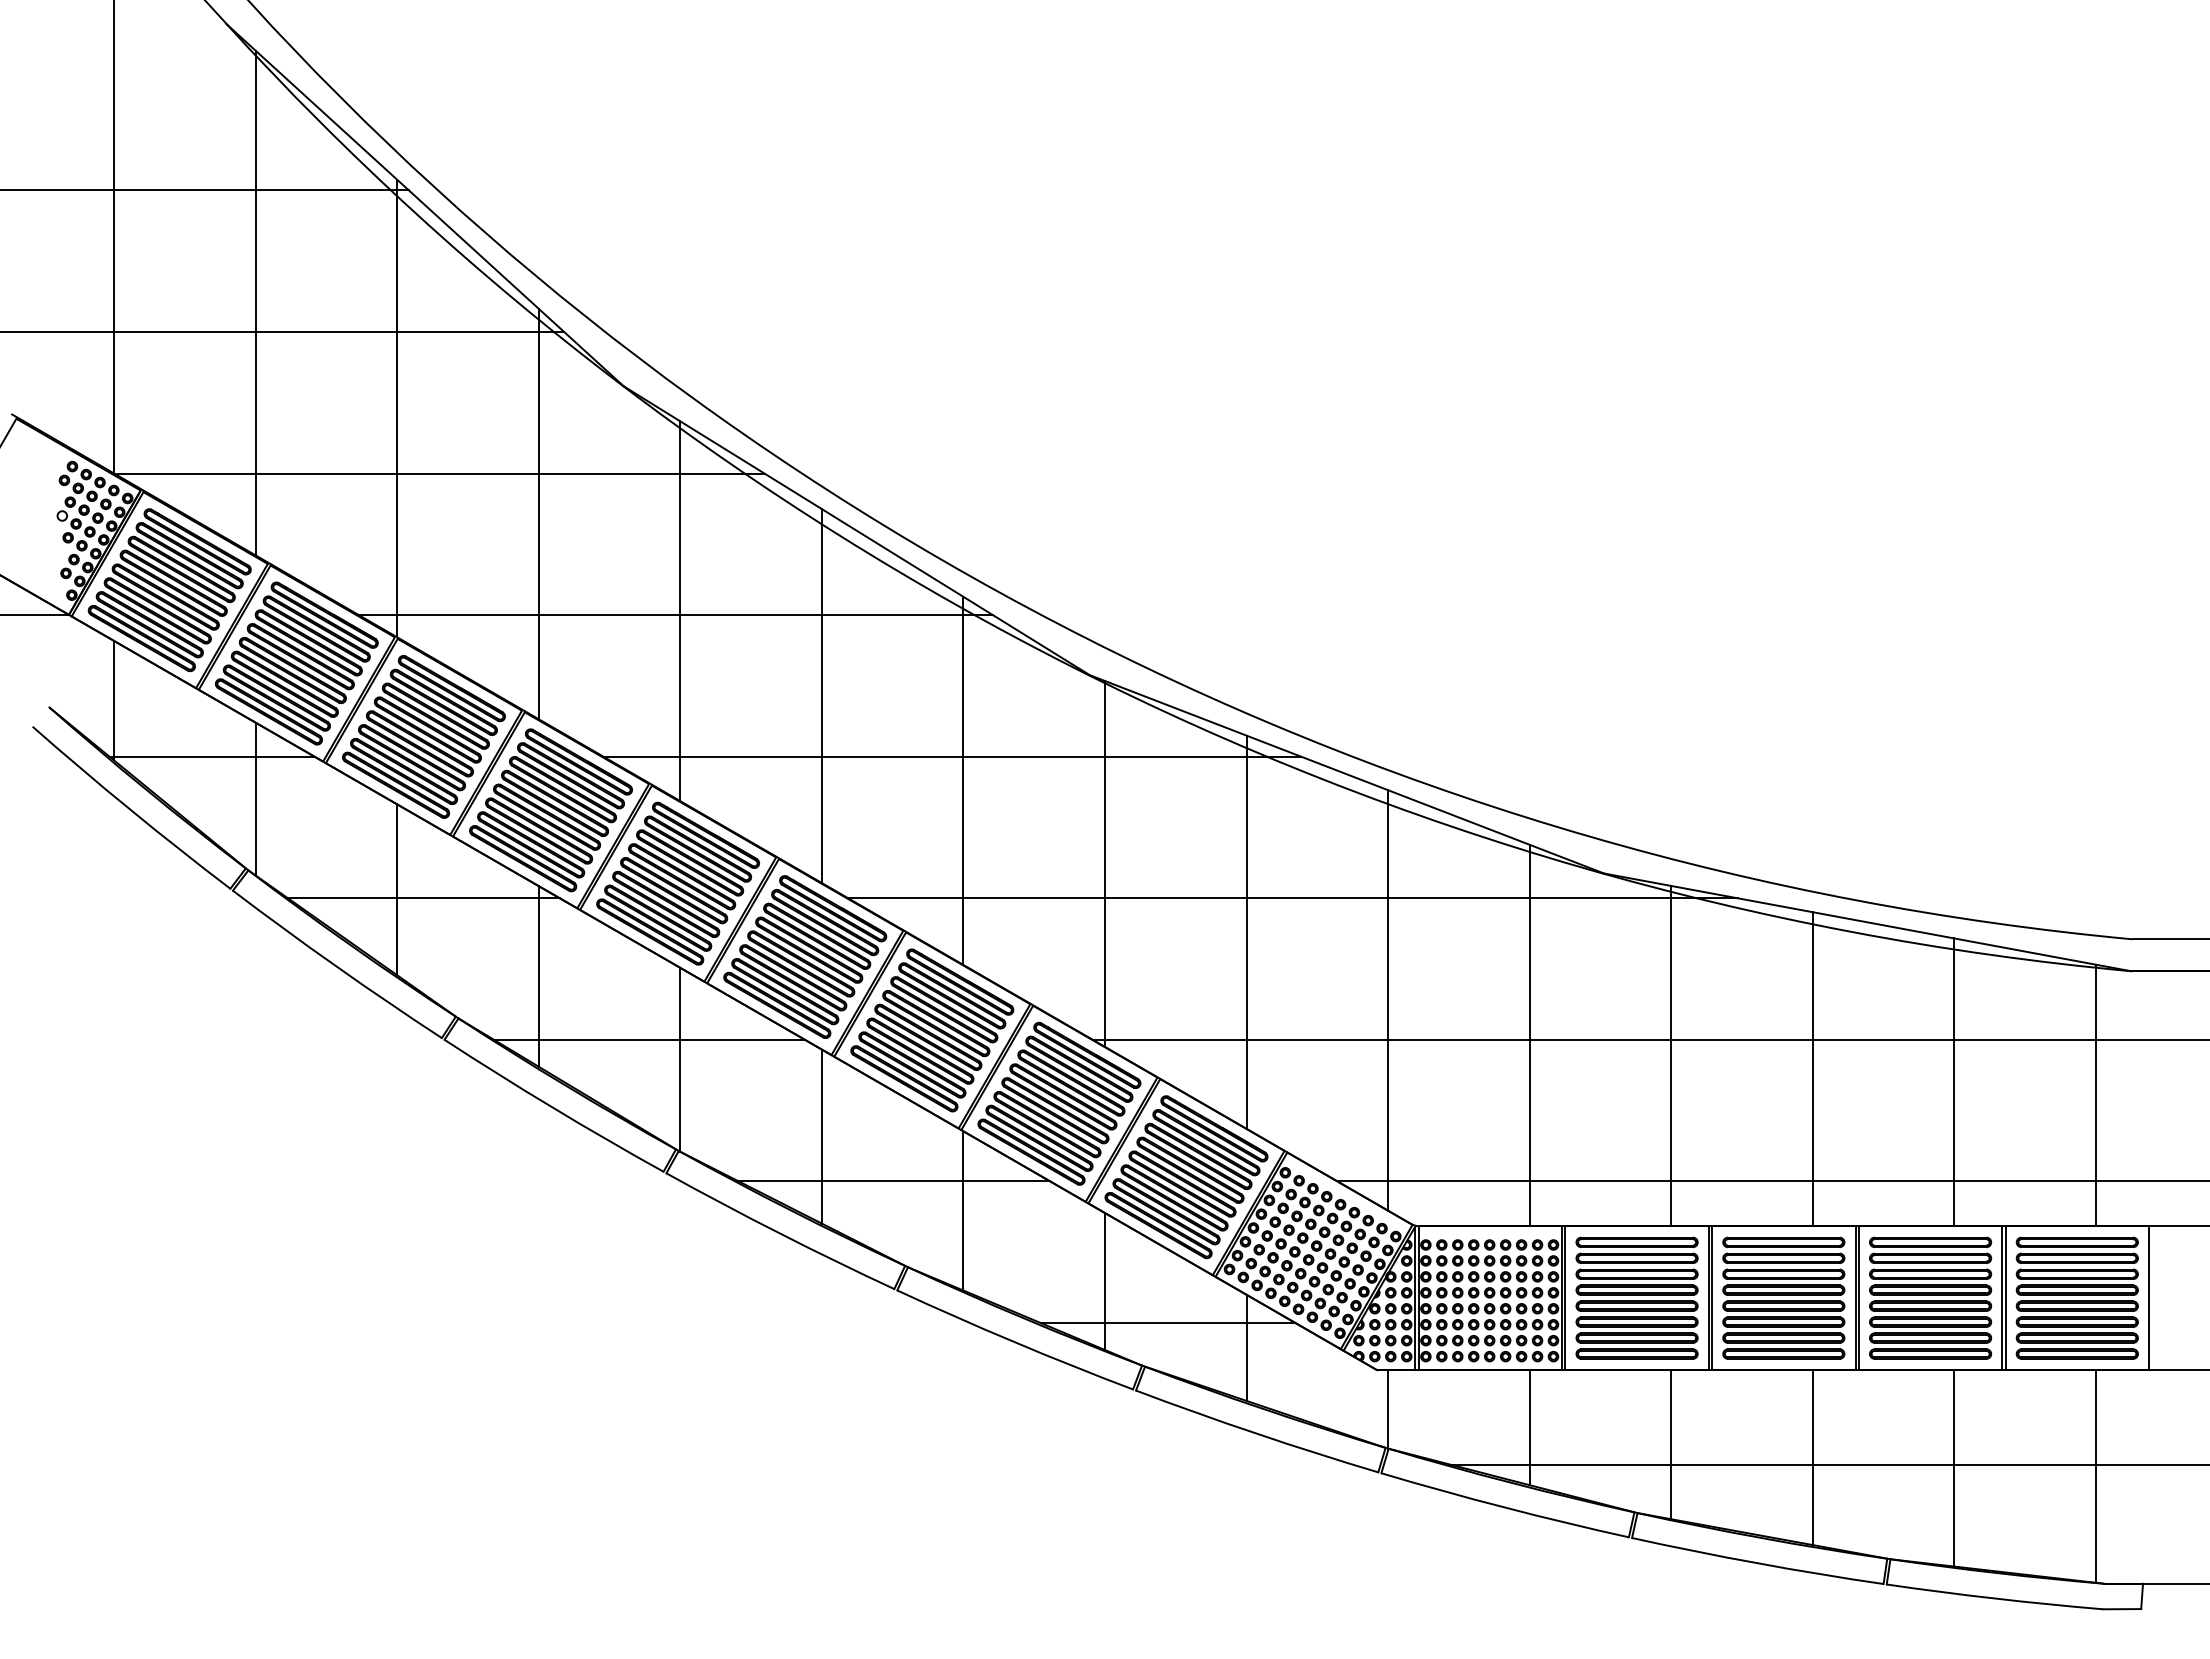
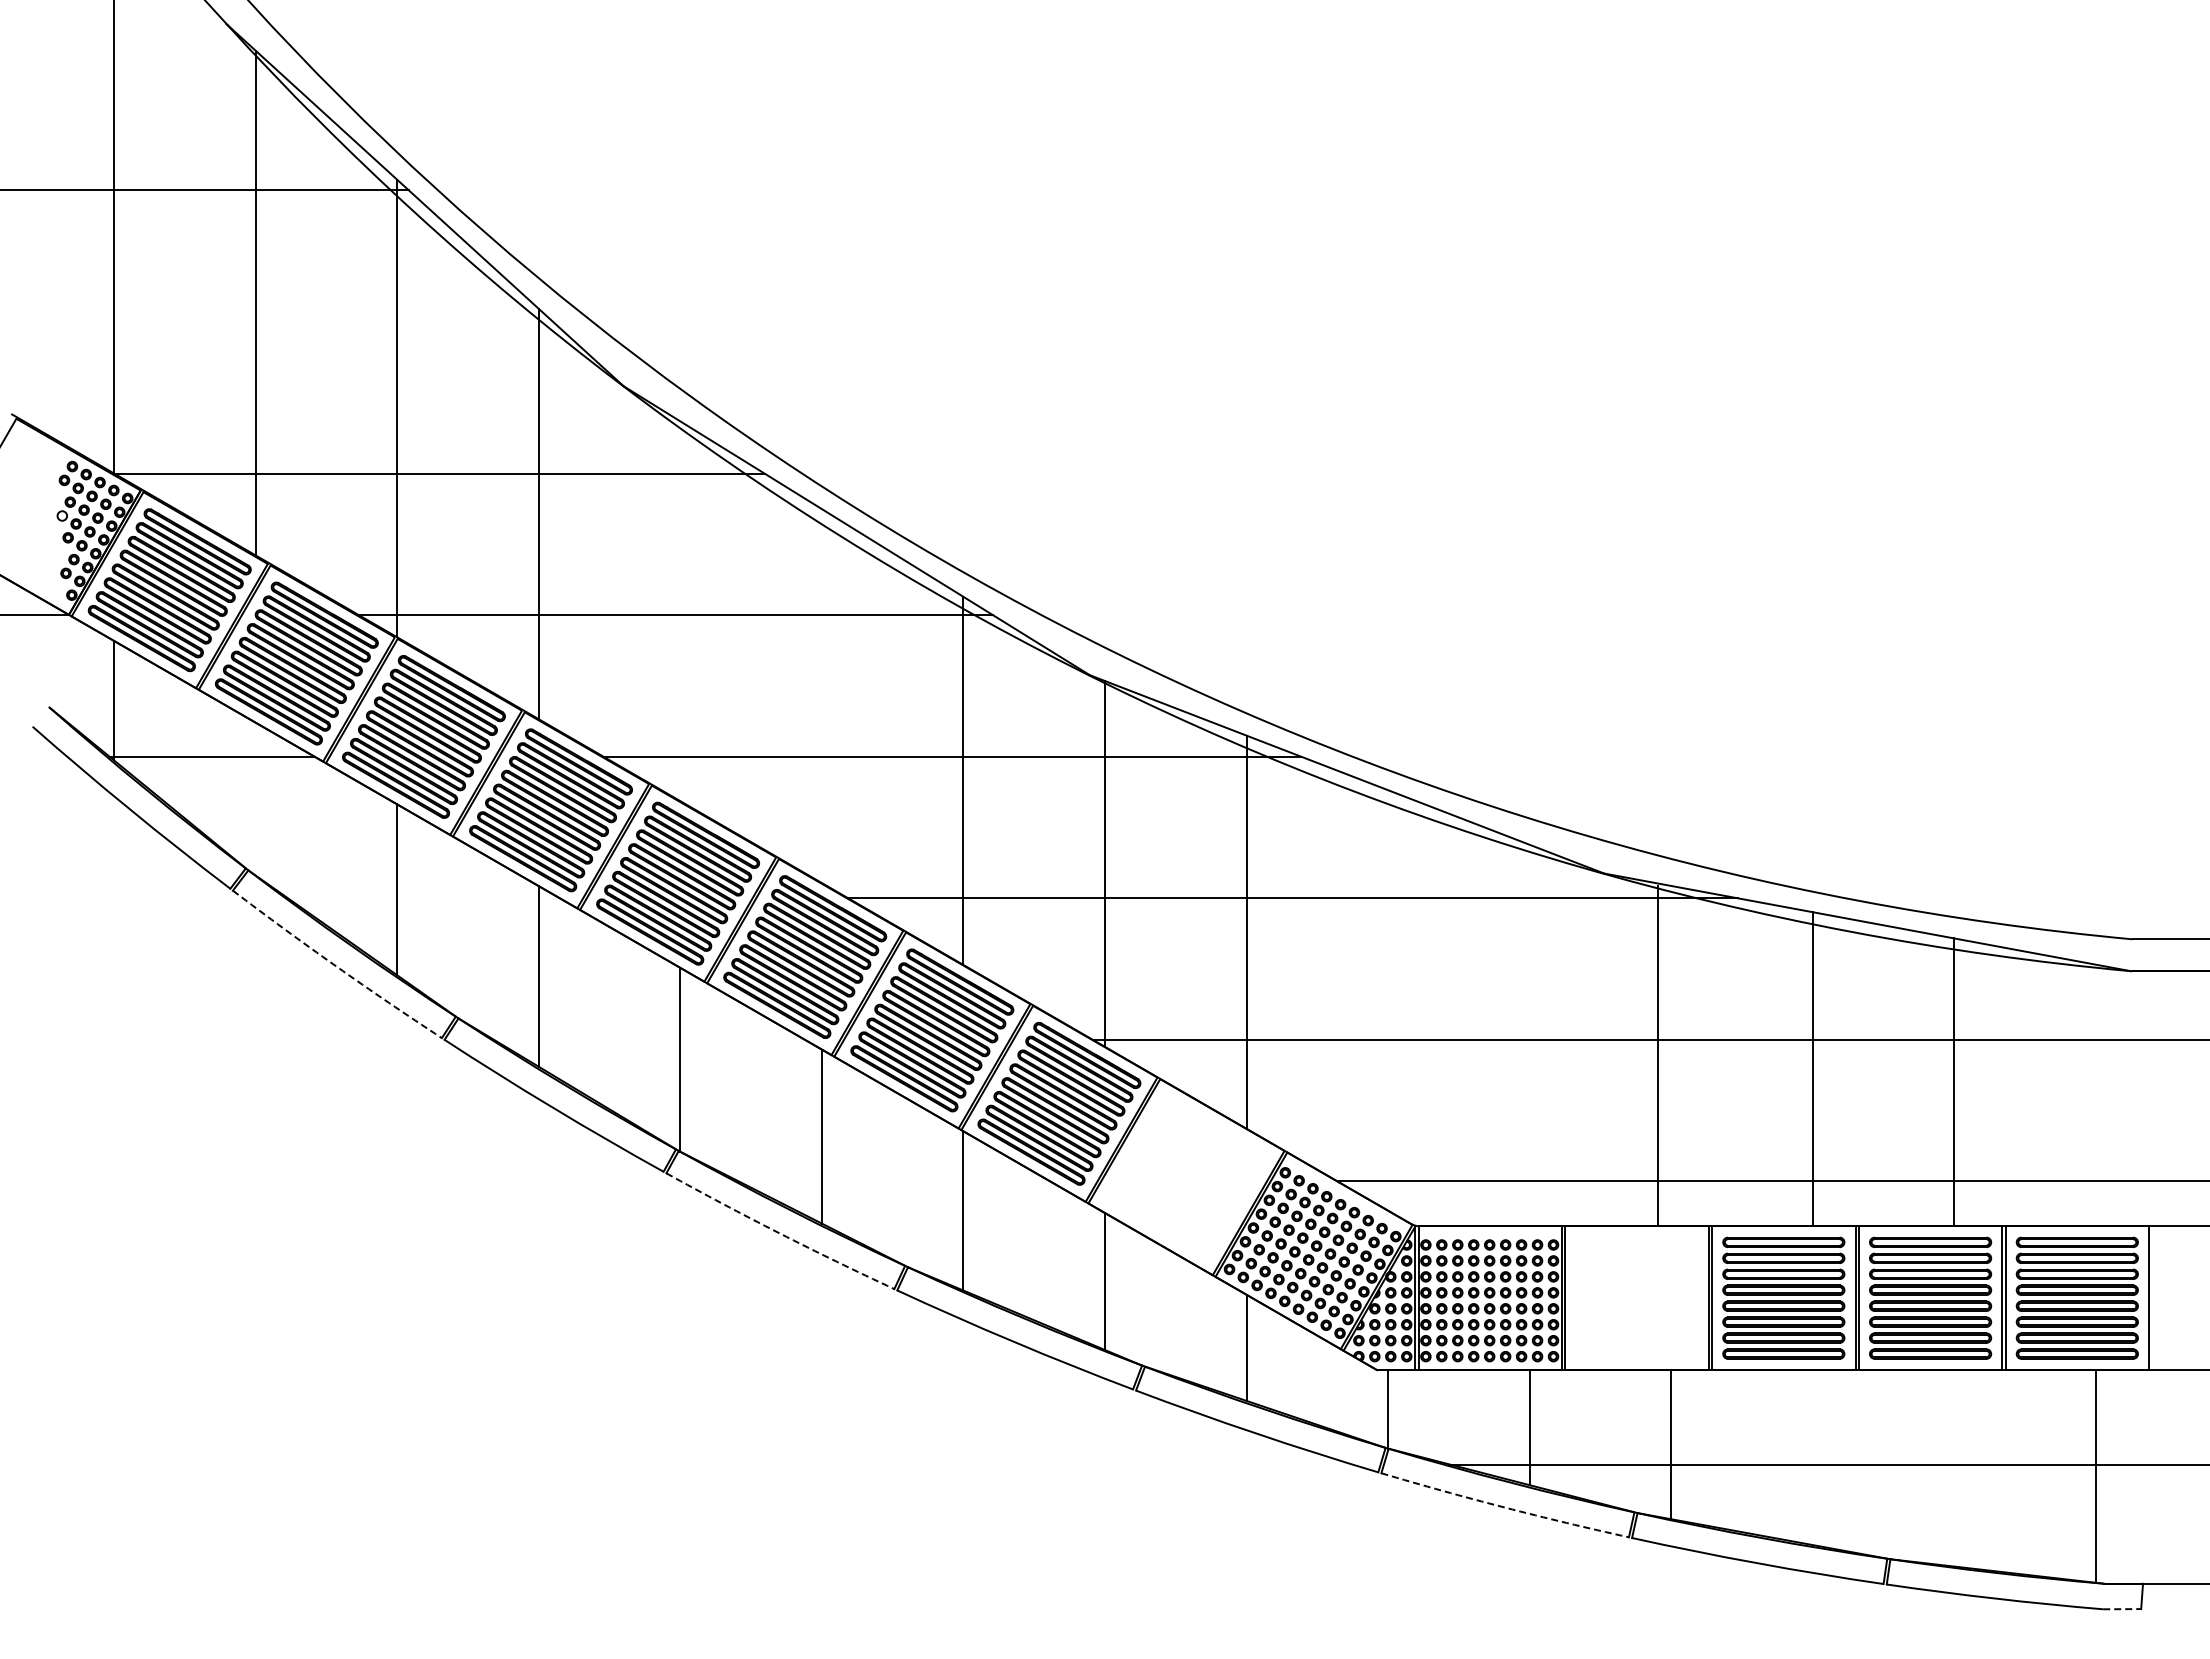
line: present -> none (283, 331)
line: present -> none (680, 611)
line: present -> none (821, 696)
line: present -> none (255, 798)
line: present -> none (423, 898)
arc: solid -> dashed (336, 966)
line: present -> none (1388, 1000)
line: present -> none (1529, 1035)
line: present -> none (648, 1039)
line position: (1671, 1055) -> (1658, 1055) (1658, 1055)
line: present -> none (2095, 1095)
part: present -> none (1186, 1177)
line: present -> none (894, 1181)
arc: solid -> dashed (779, 1233)
part: present -> none (1636, 1297)
line: present -> none (1167, 1322)
line: present -> none (1812, 1457)
line: present -> none (1954, 1468)
arc: solid -> dashed (1504, 1507)
line: solid -> dashed (2122, 1609)
